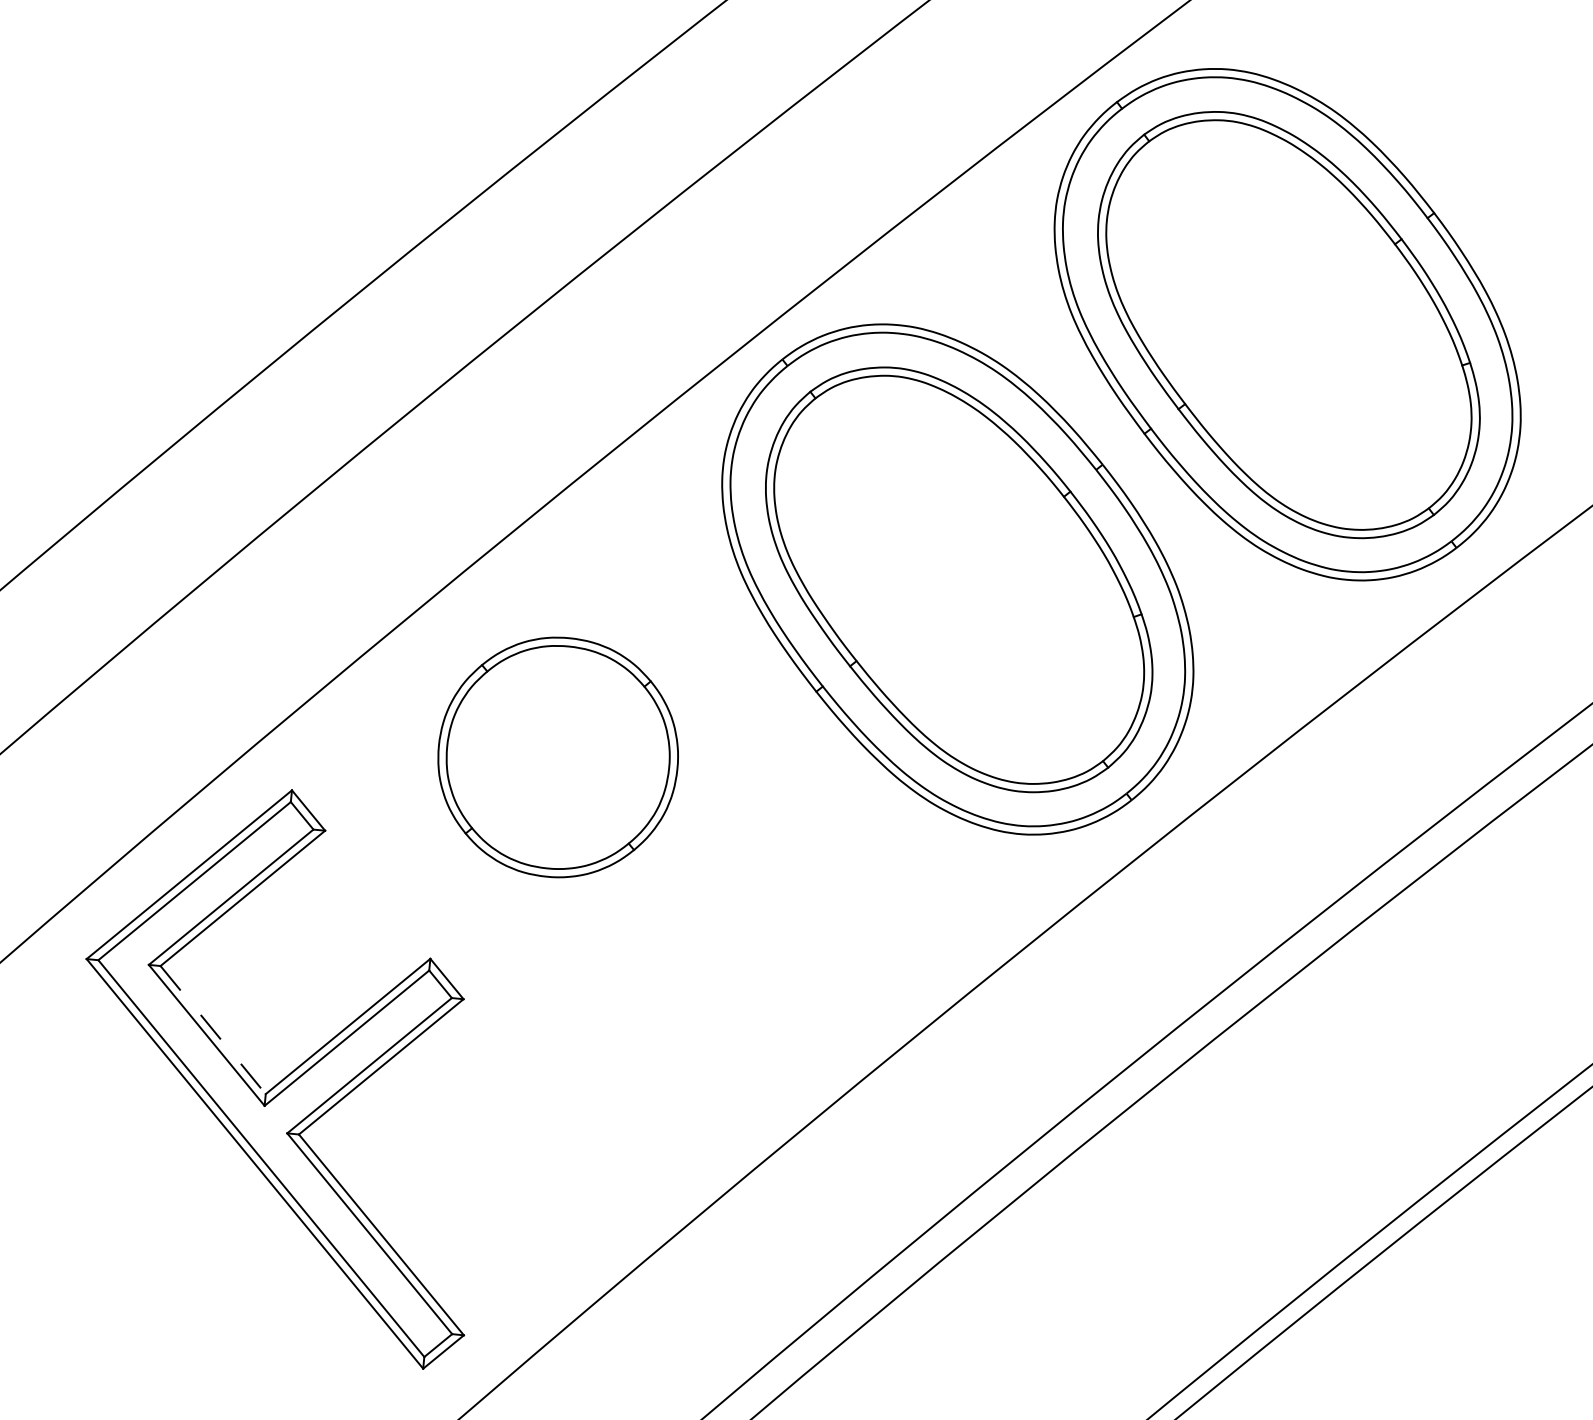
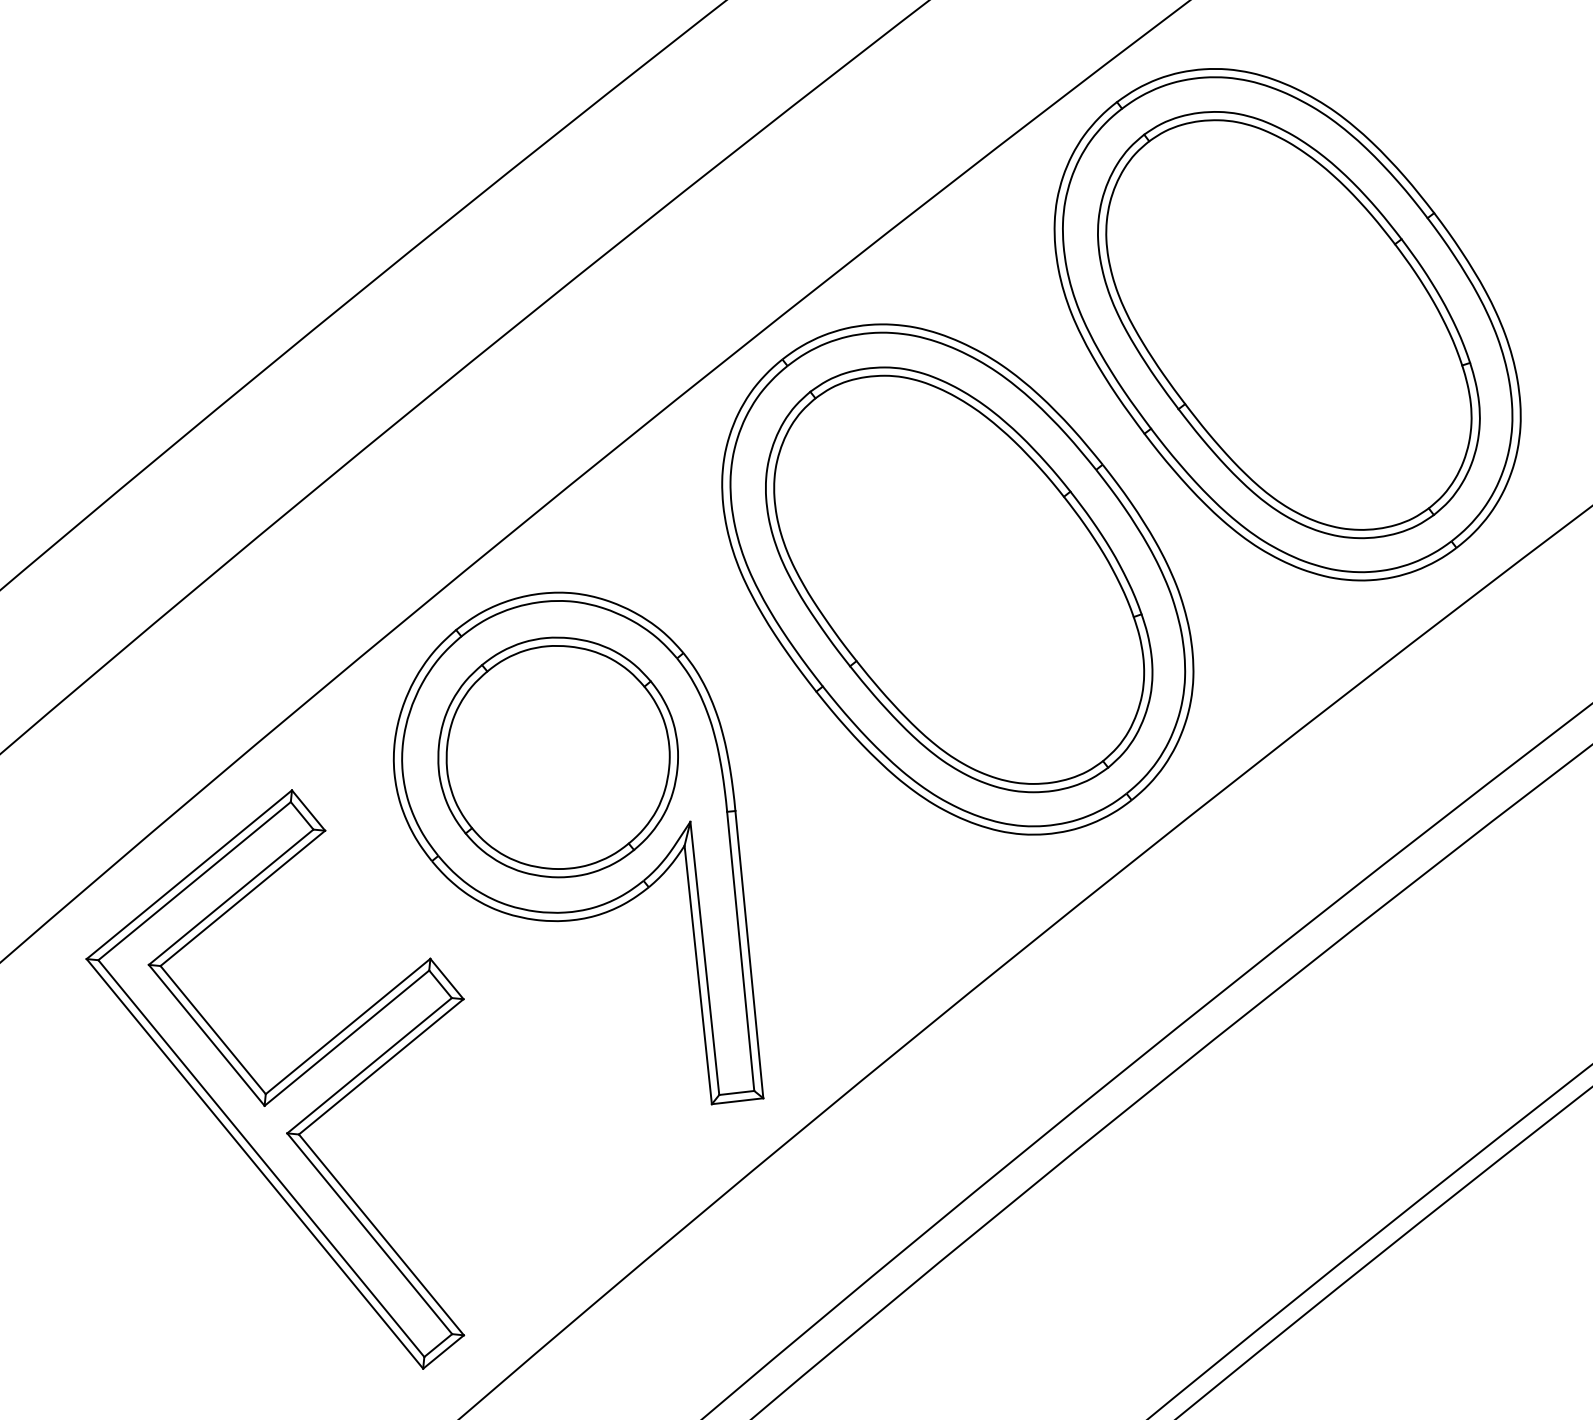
part: none -> present (578, 848)
line: dashed -> solid (213, 1030)
